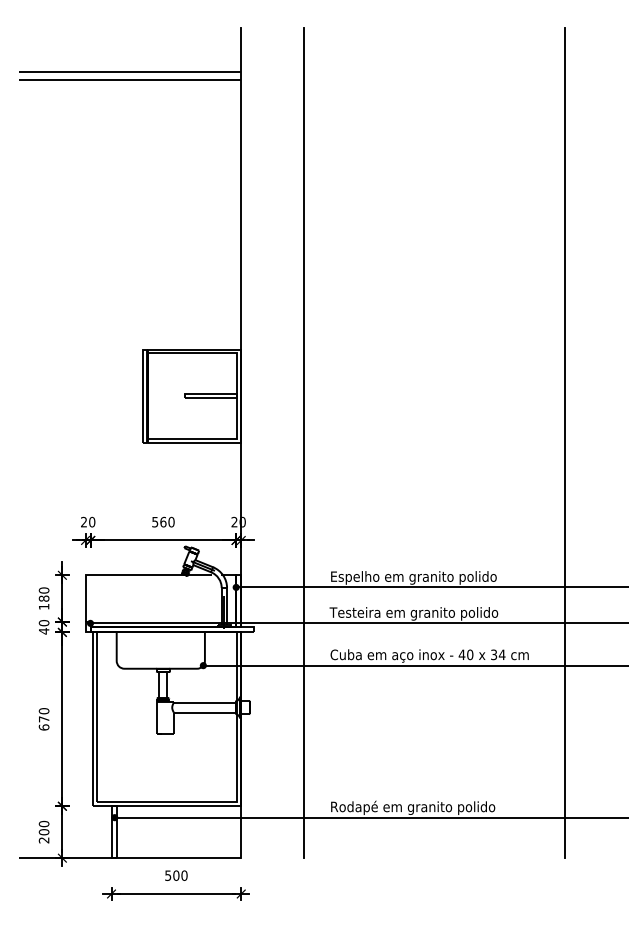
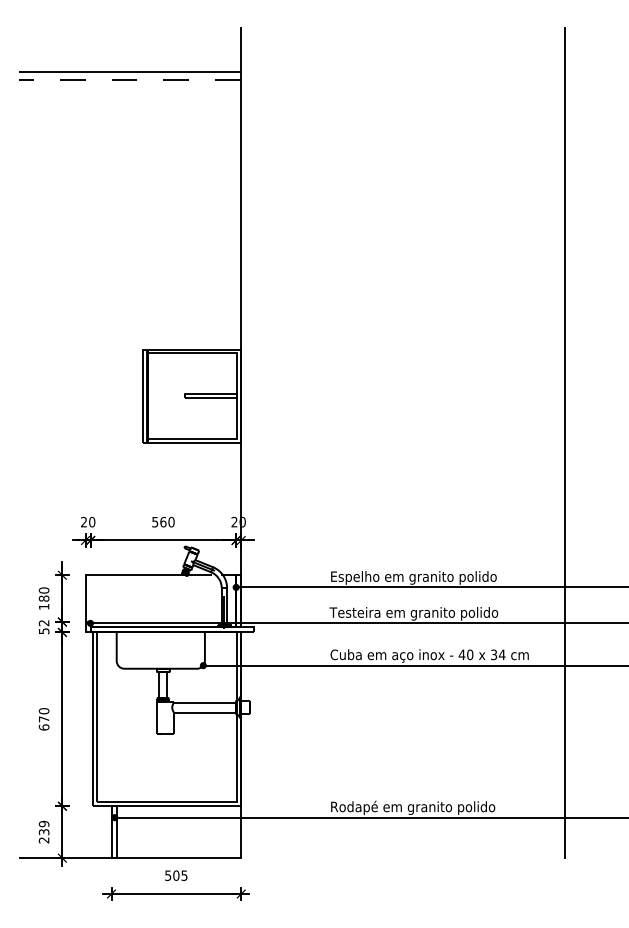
line: solid -> dashed (129, 79)
line: present -> none (303, 442)
text: 40 -> 52 (43, 627)
text: 200 -> 239 (43, 828)
text: 500 -> 505 (184, 875)
